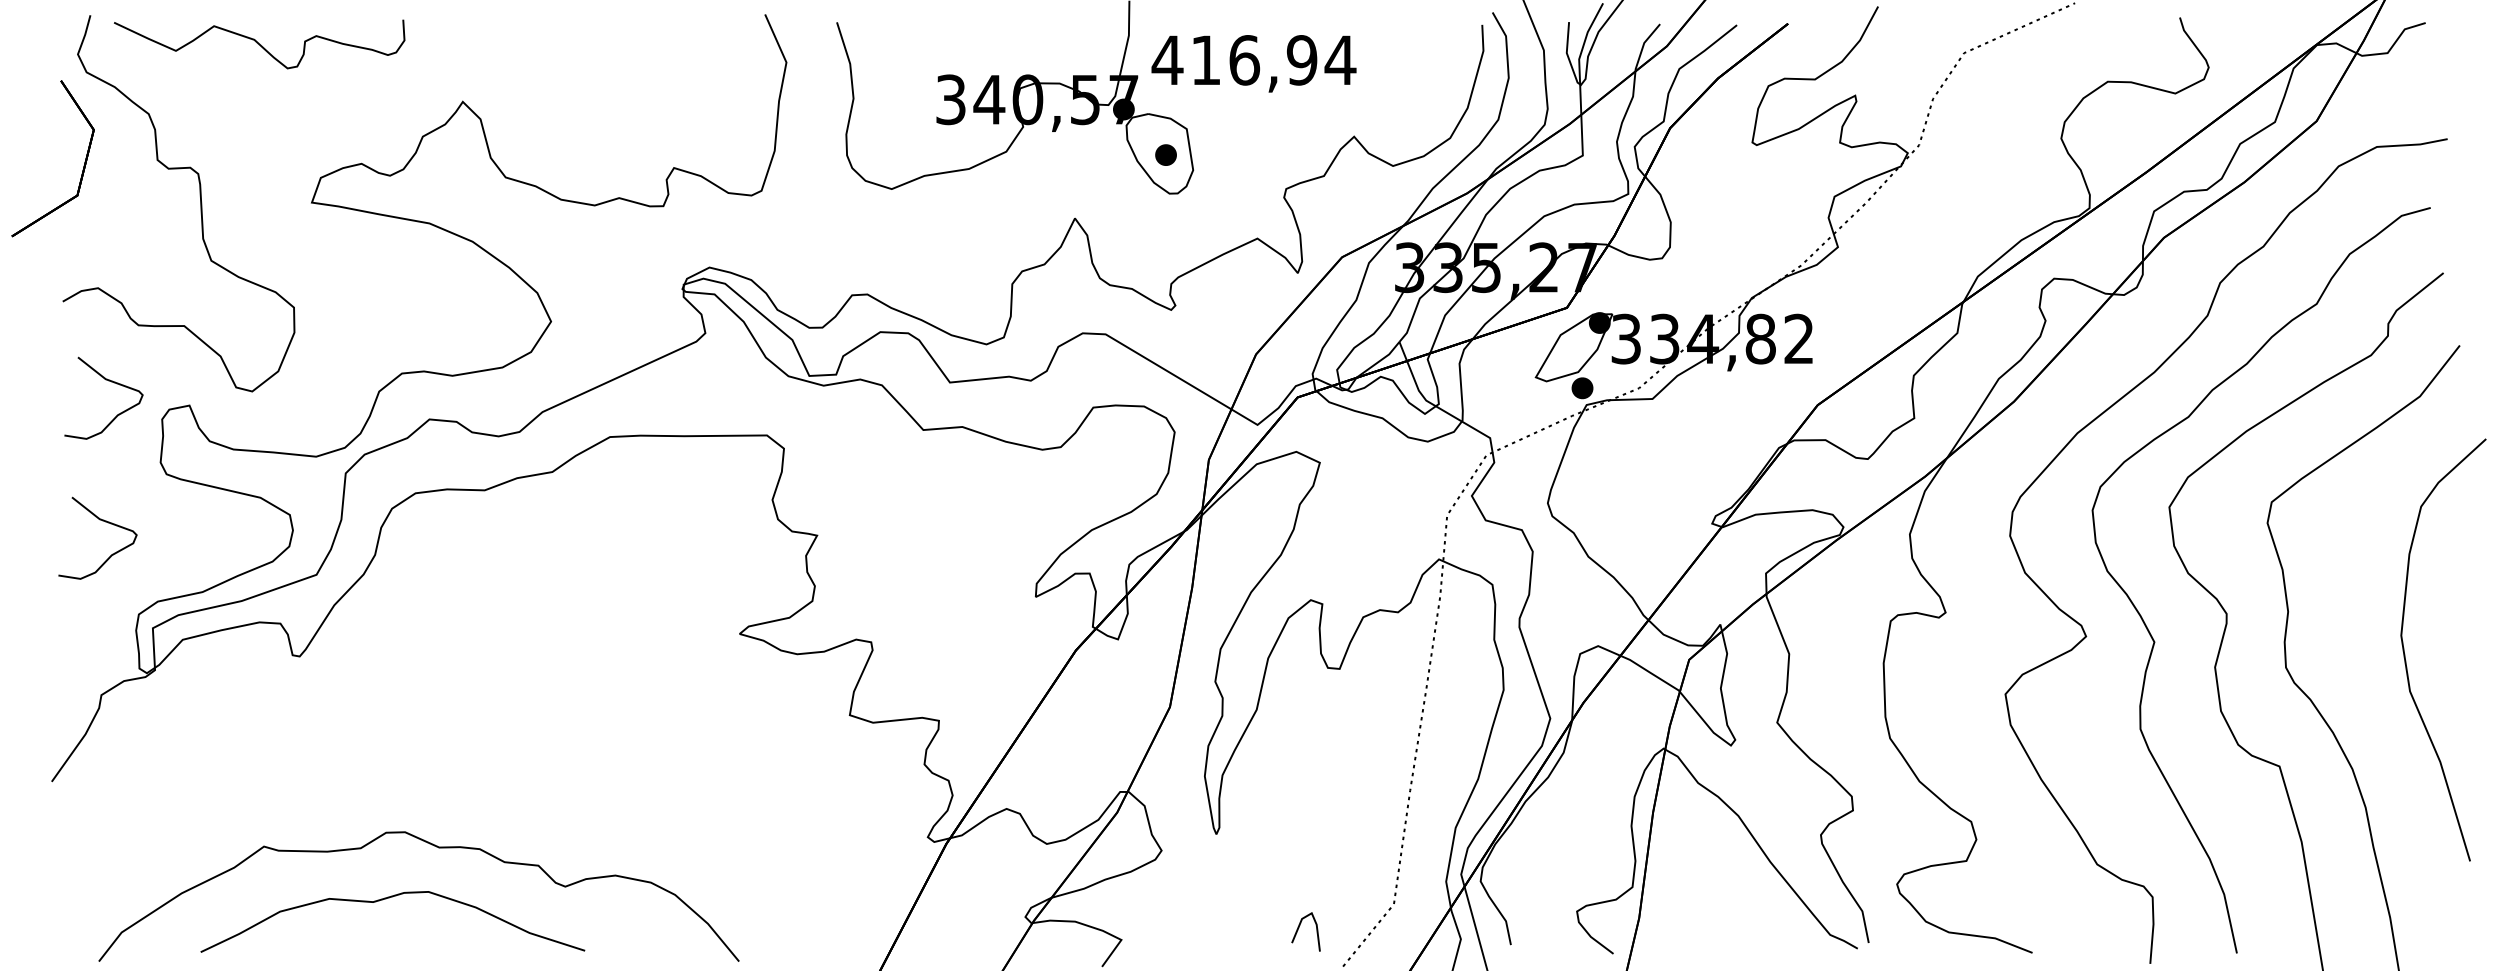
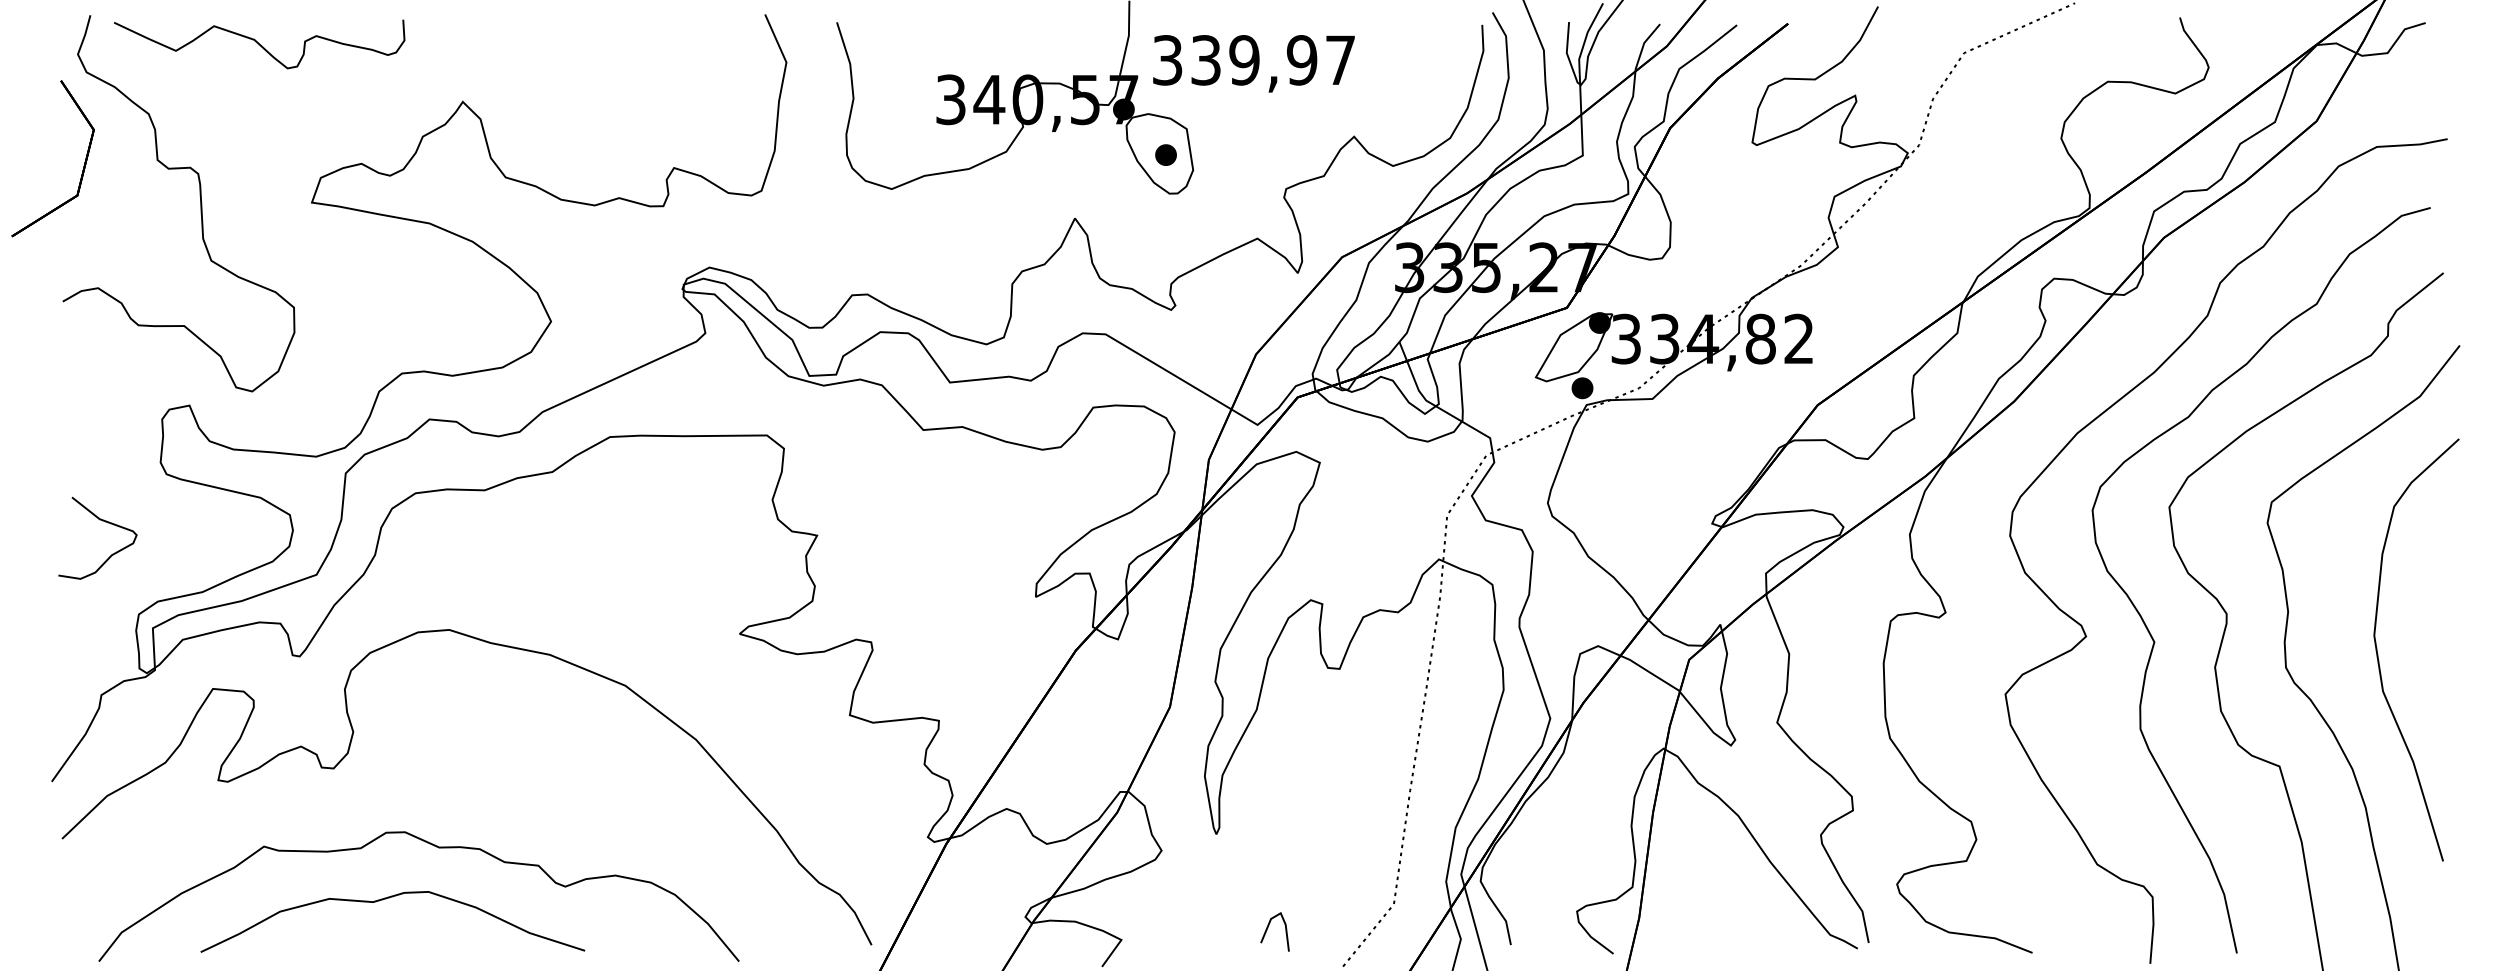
text: 416,94 -> 339,97 (1253, 60)
curve: present -> none (108, 381)
curve position: (2405, 654) -> (2378, 654) (2378, 654)
curve: none -> present (349, 751)
line position: (1299, 928) -> (1268, 928) (1268, 928)
